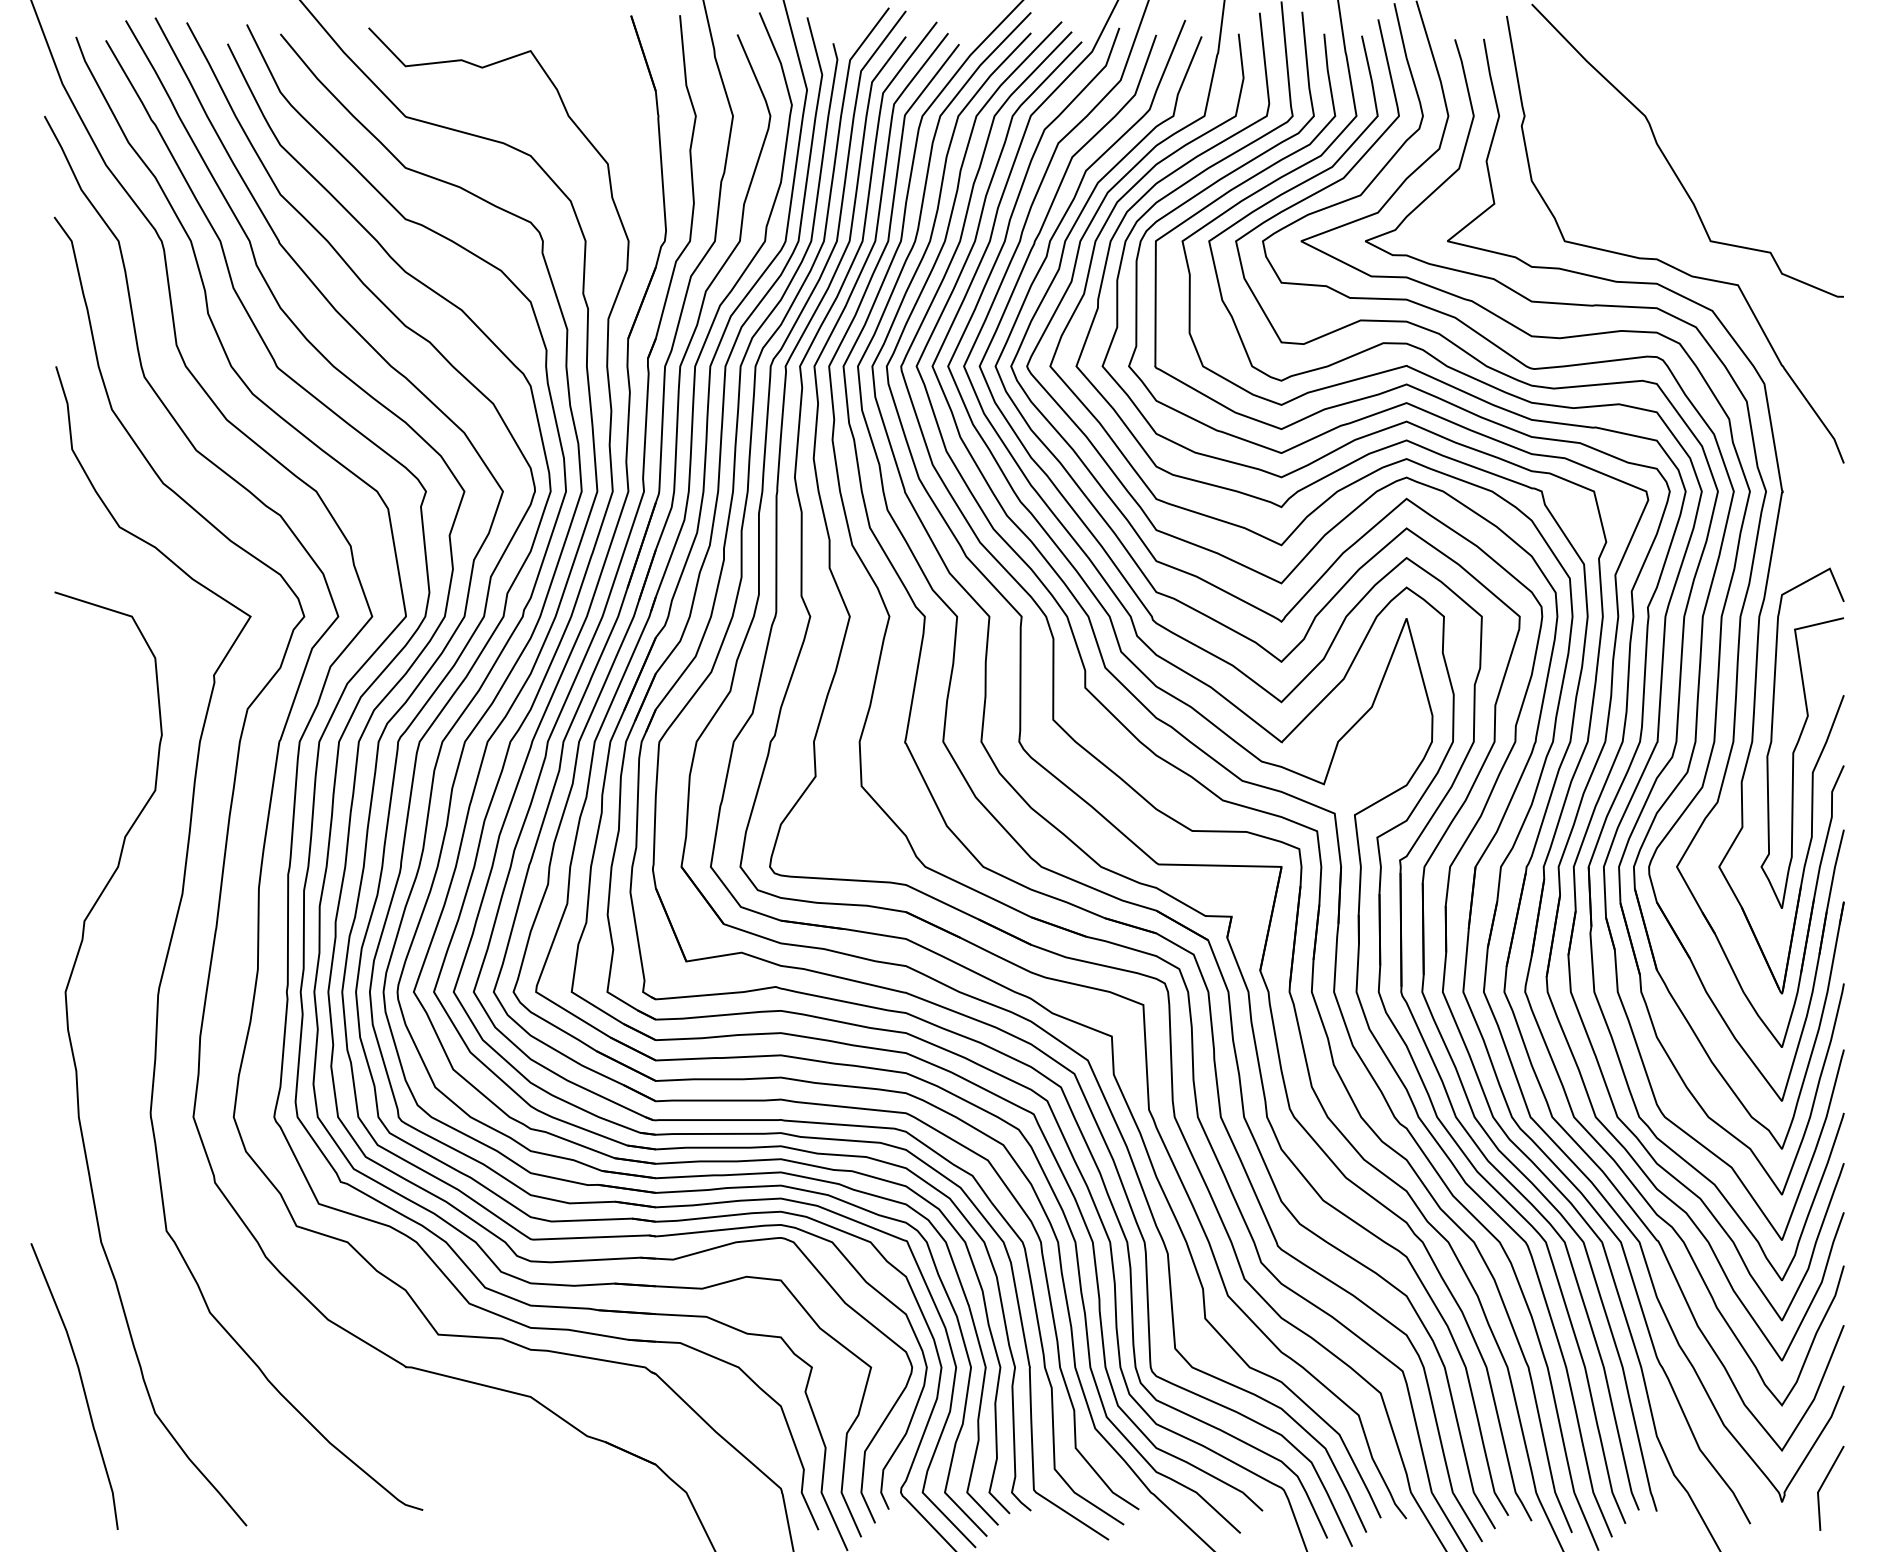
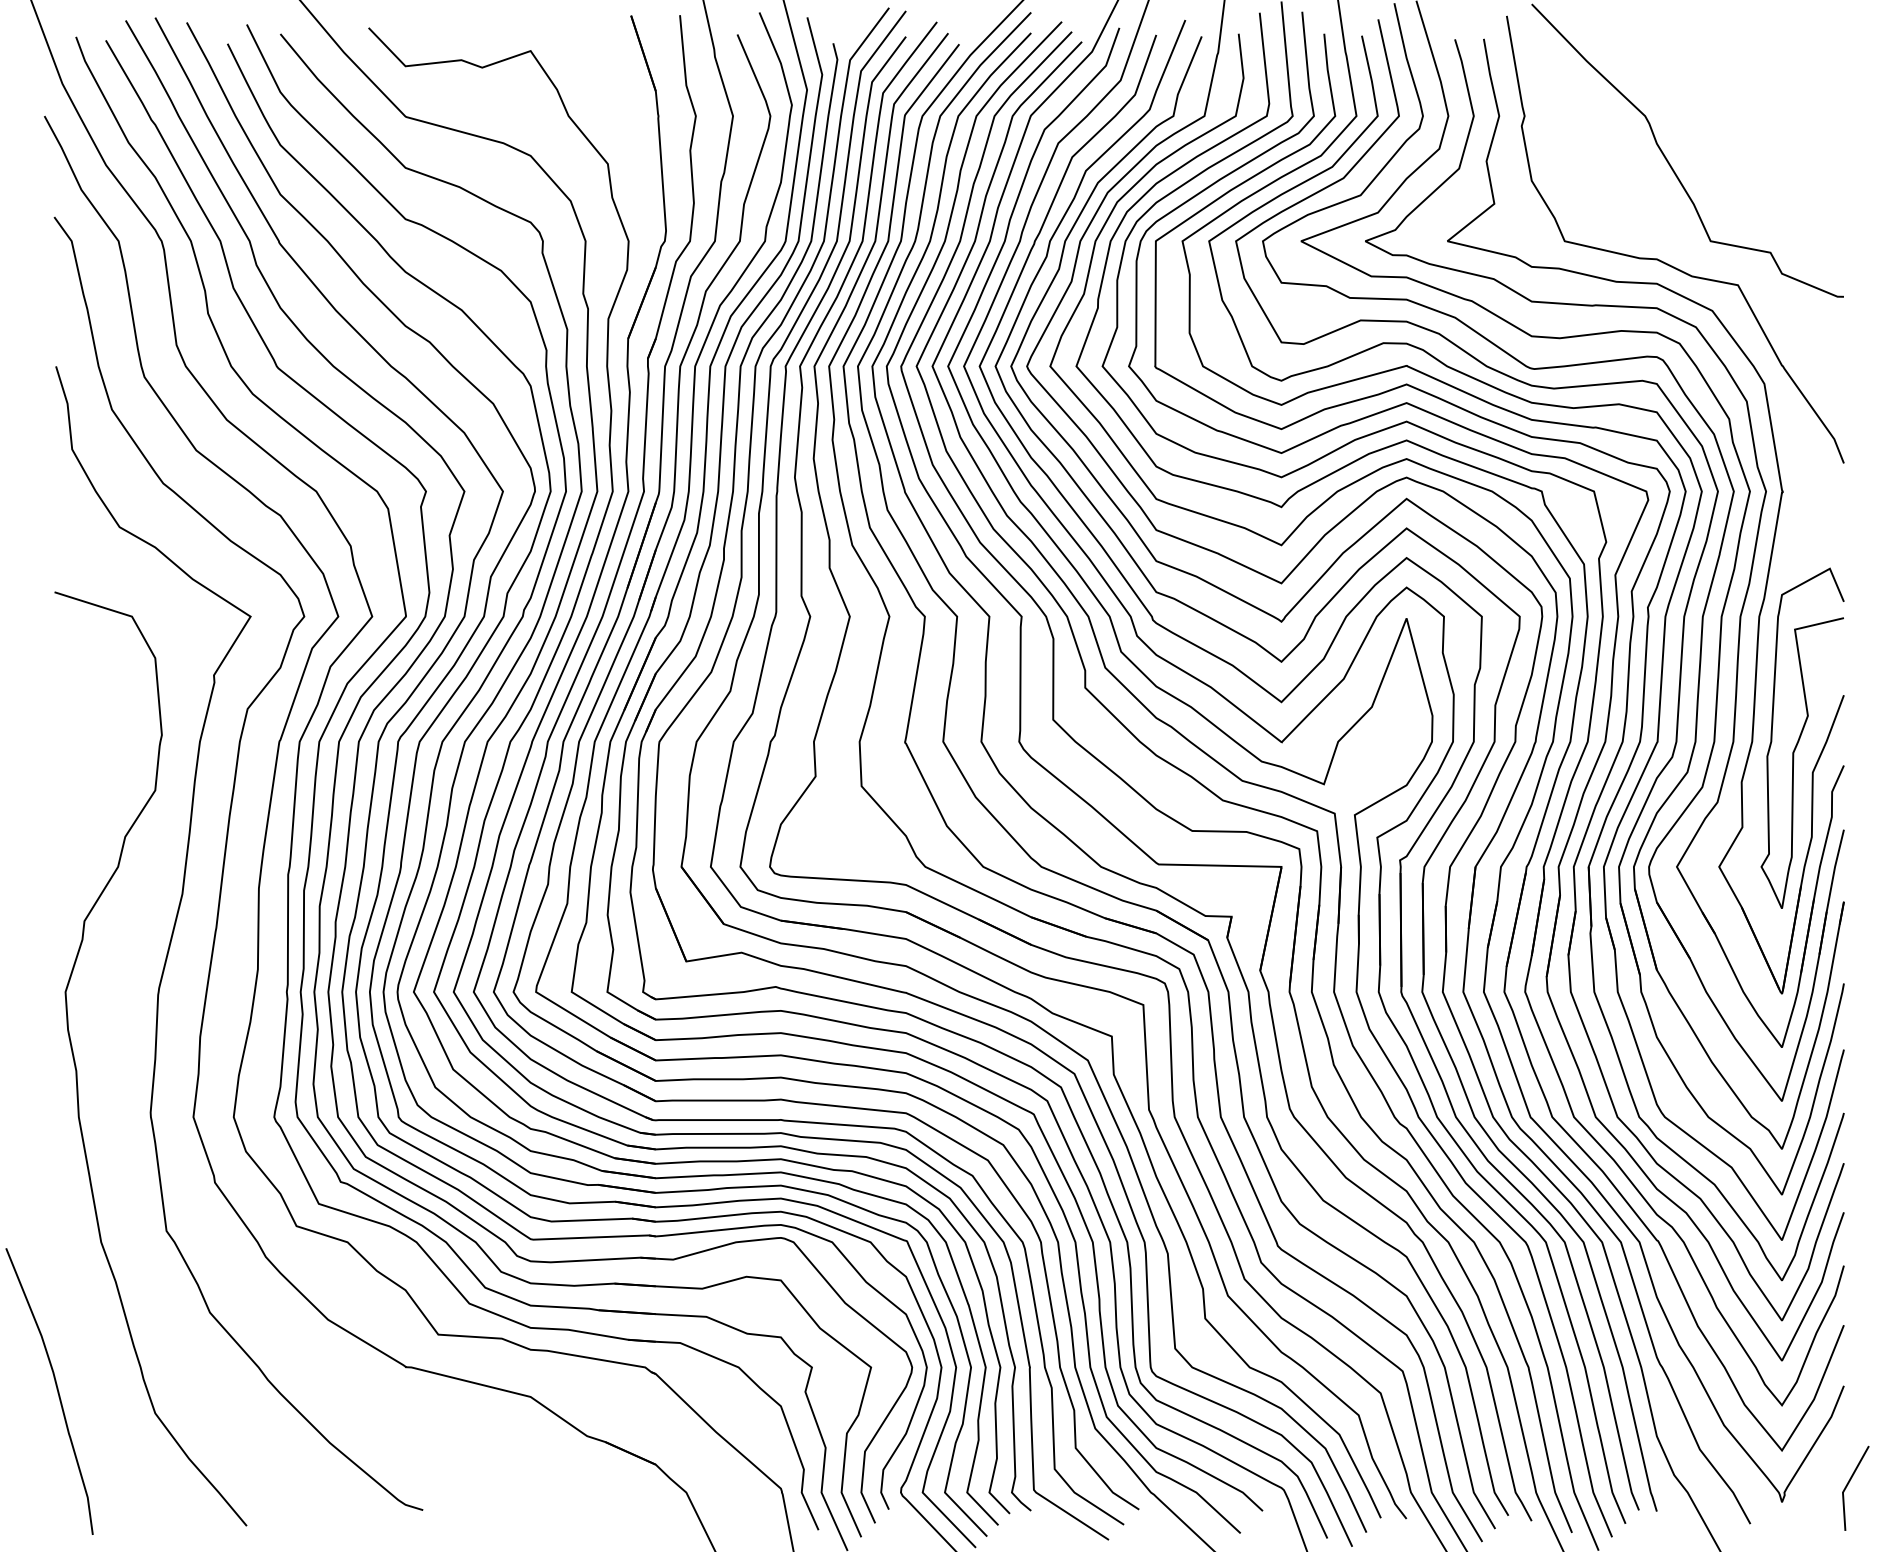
curve position: (81, 1384) -> (56, 1389) (56, 1389)
line position: (1824, 1483) -> (1849, 1483) (1849, 1483)
